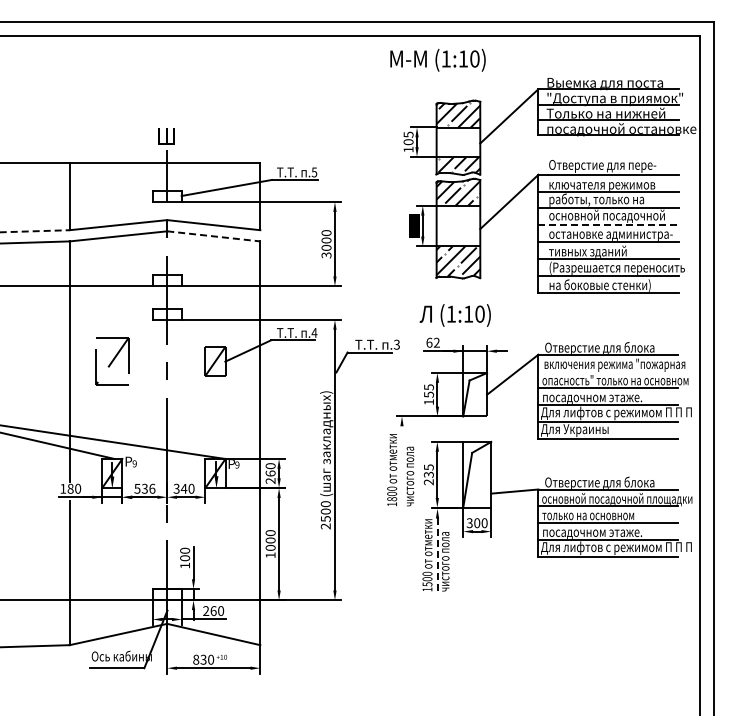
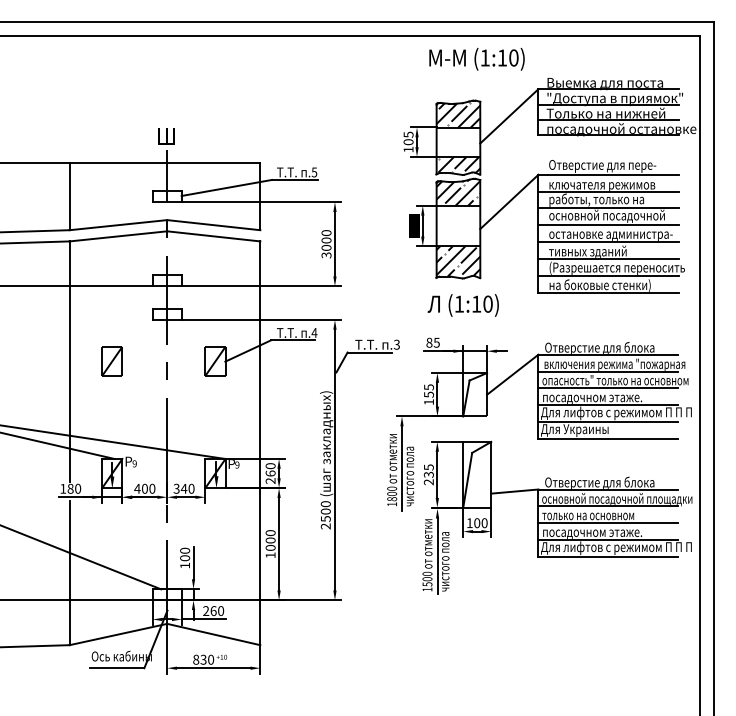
text position: (437, 59) -> (476, 58) (476, 58)
line: dashed -> solid (609, 225)
line: dashed -> solid (35, 231)
line: dashed -> solid (213, 236)
text position: (454, 315) -> (462, 305) (462, 305)
text: 62 -> 85 (432, 342)
part size: 35x49 px -> 22x31 px (111, 361)
line: none -> present (608, 371)
line: none -> present (402, 468)
text: 536 -> 400 (144, 488)
text: 300 -> 100 (469, 523)
line: dashed -> solid (437, 556)
line: none -> present (81, 557)
